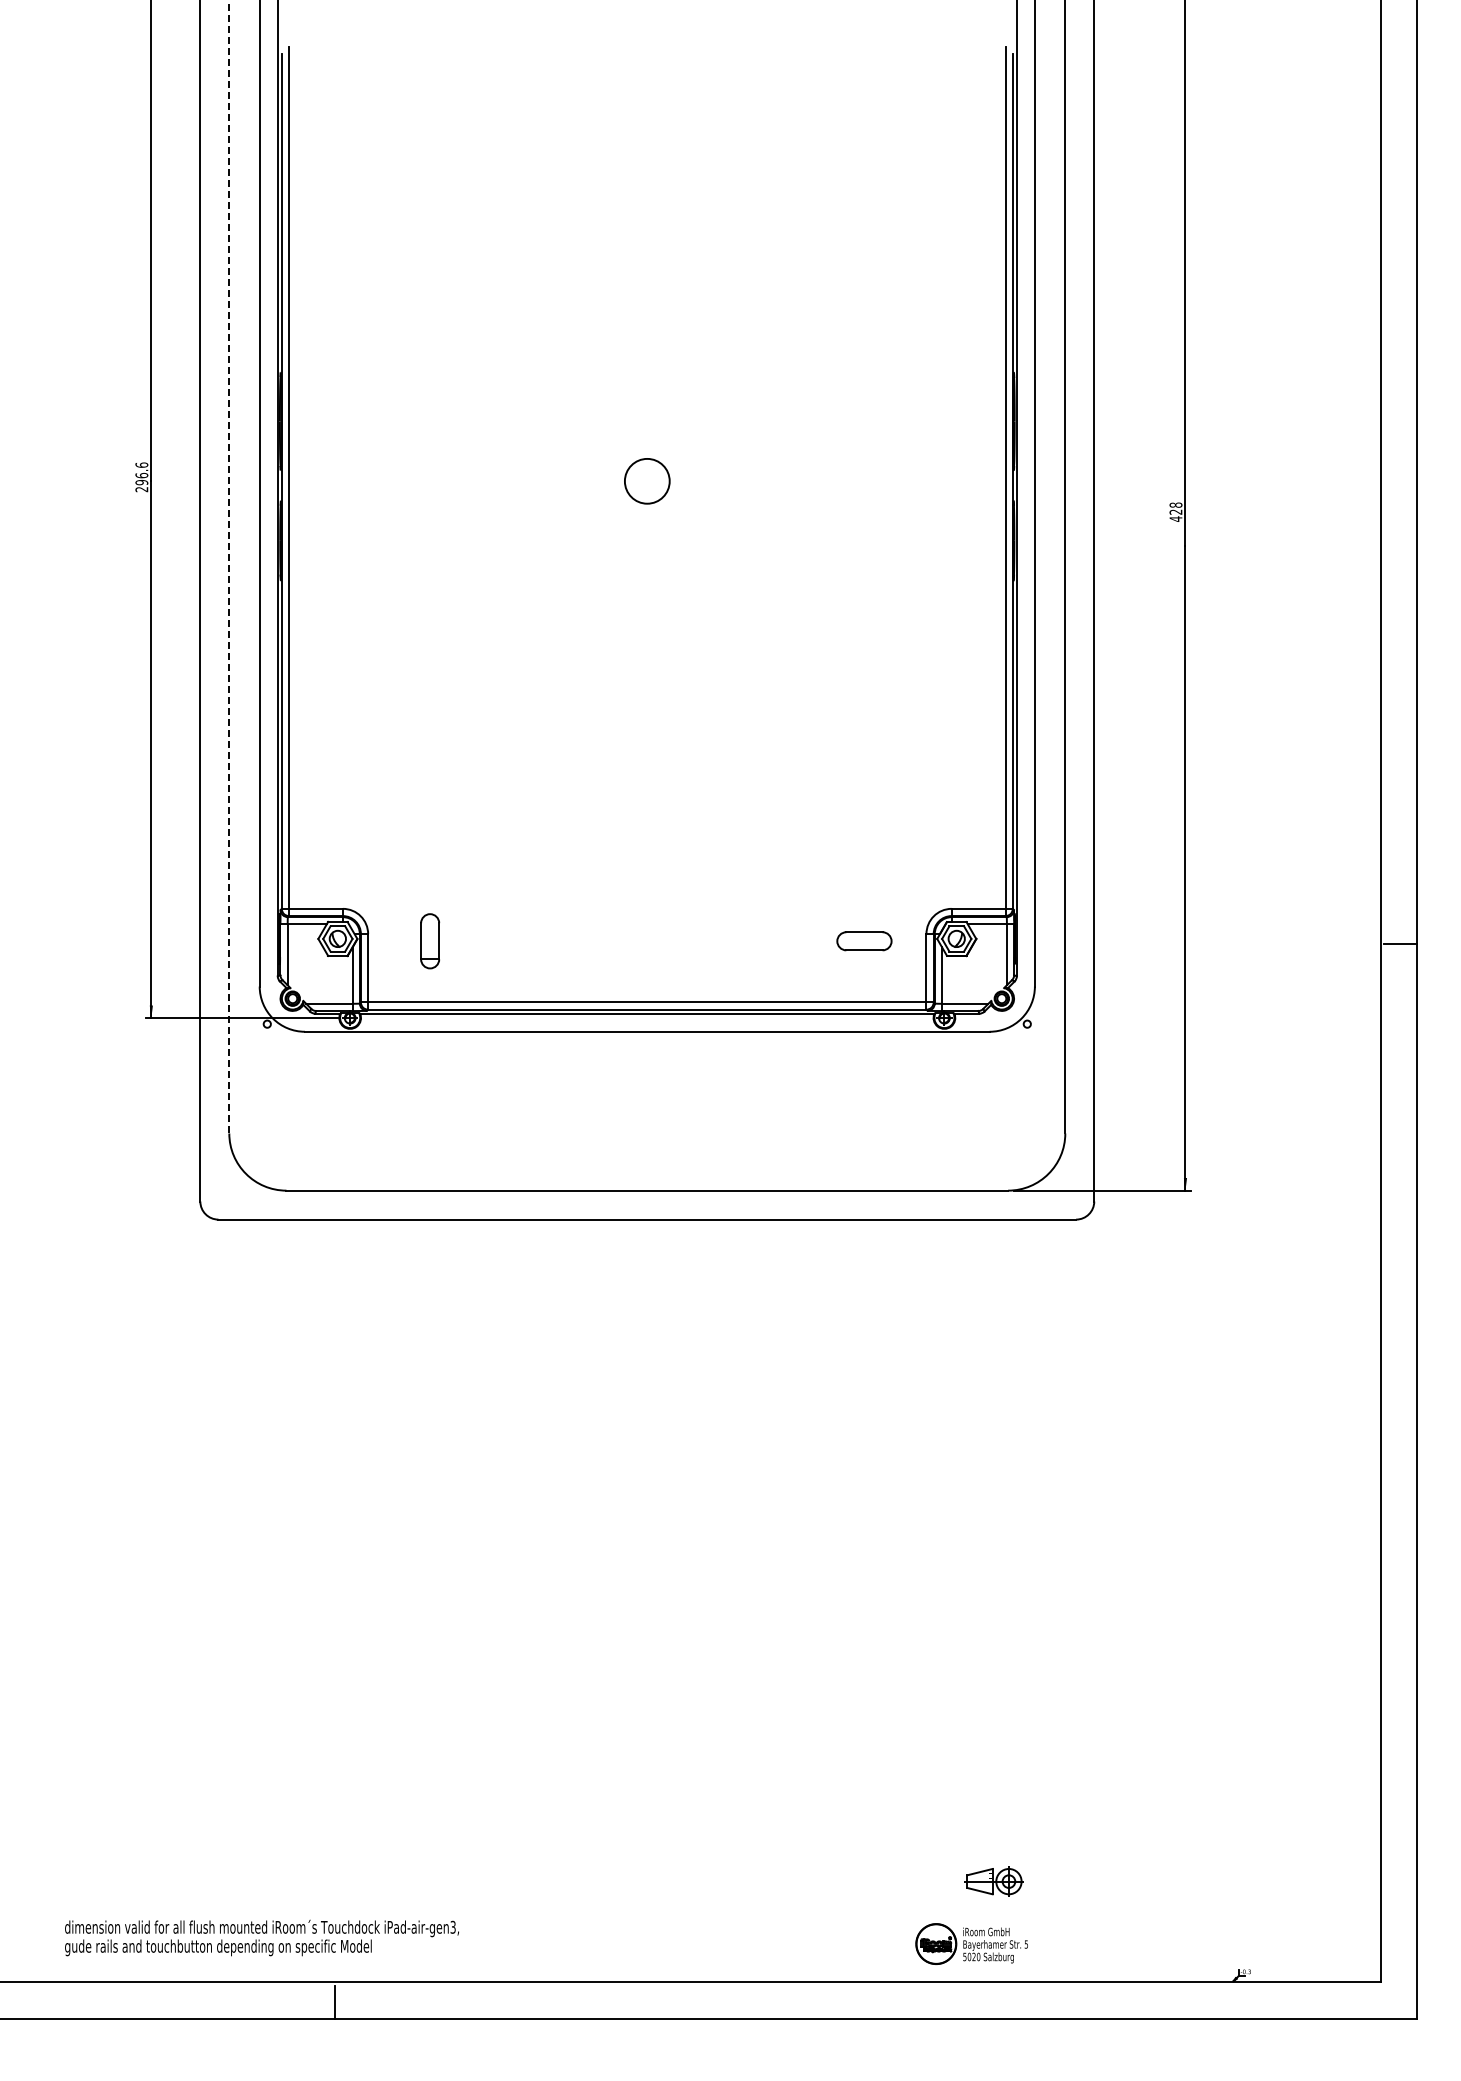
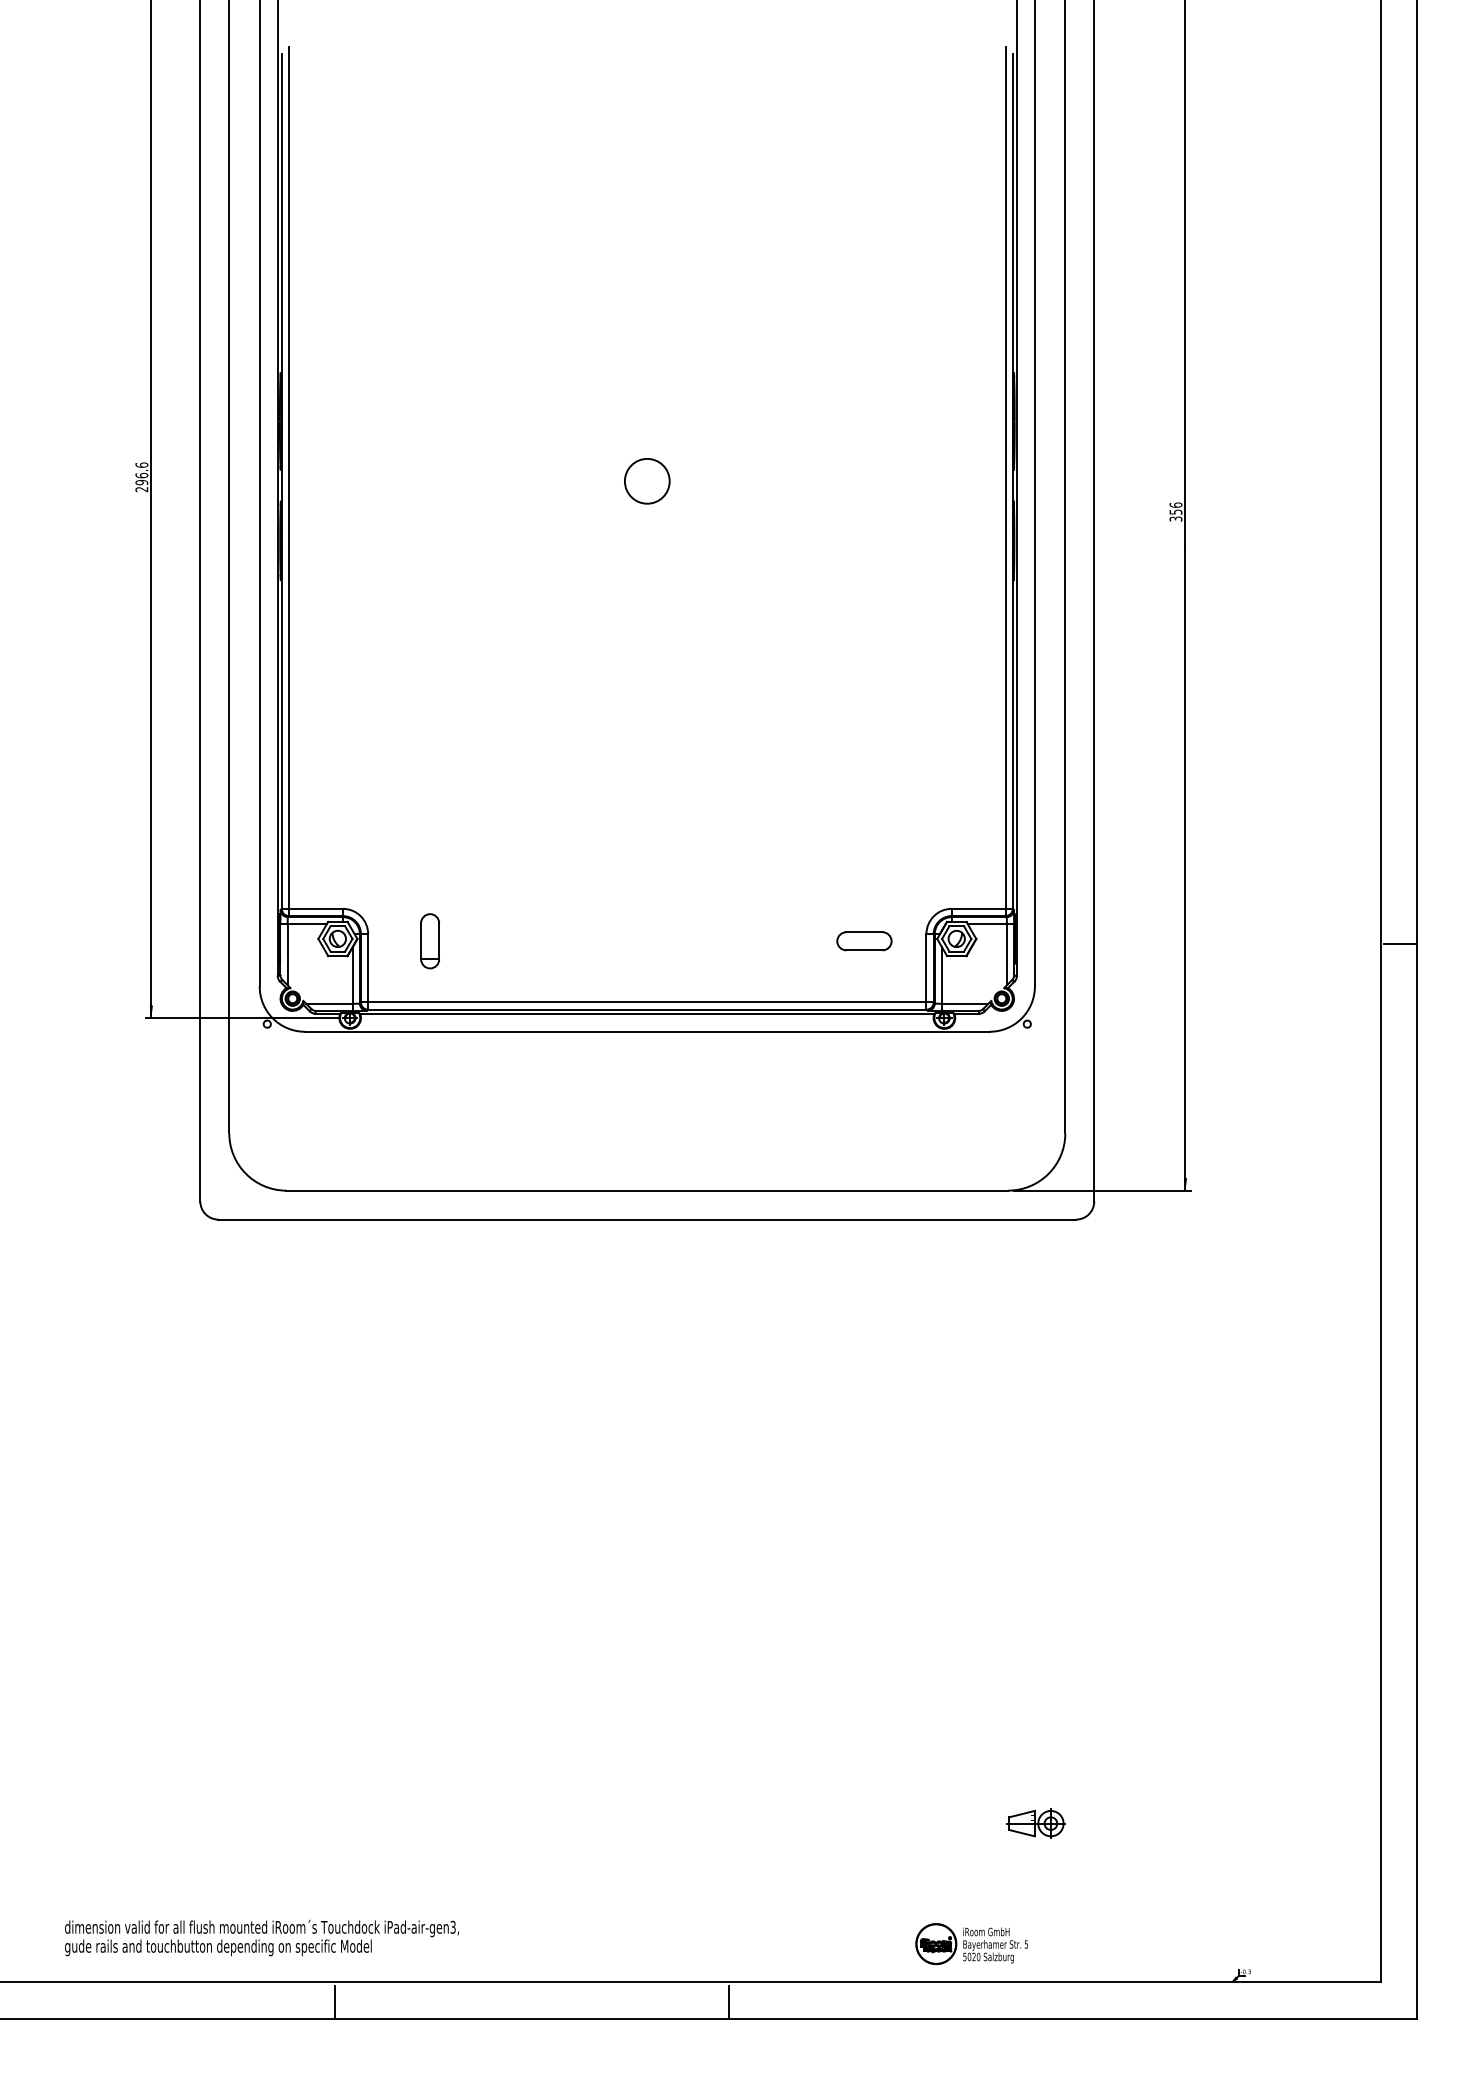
text: 428 -> 356 (1175, 511)
line: dashed -> solid (229, 566)
part position: (993, 1881) -> (1035, 1823) (1035, 1823)
line: none -> present (729, 2001)
